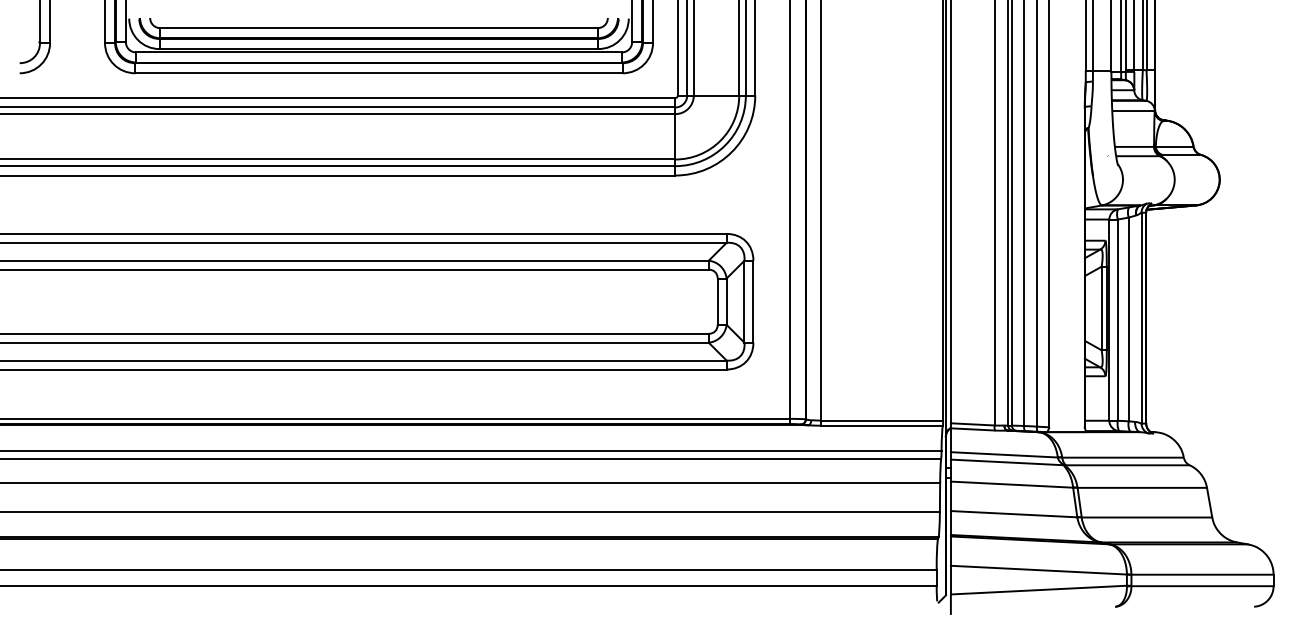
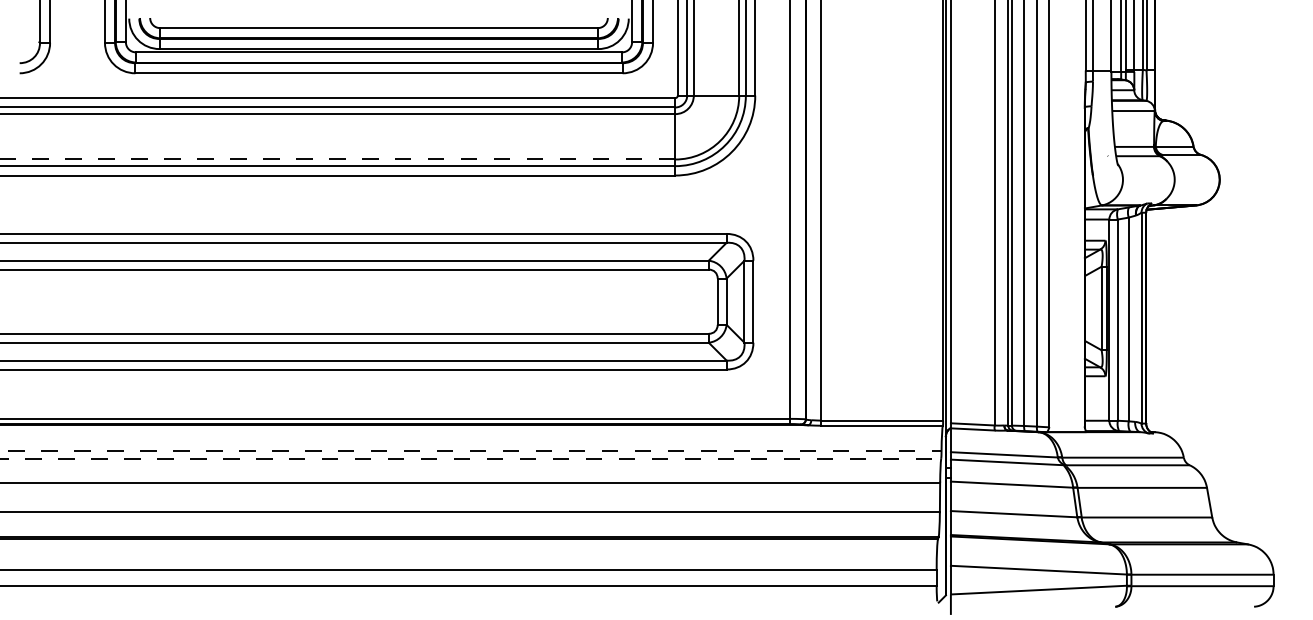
line: solid -> dashed (337, 159)
line: solid -> dashed (471, 450)
line: solid -> dashed (471, 458)
